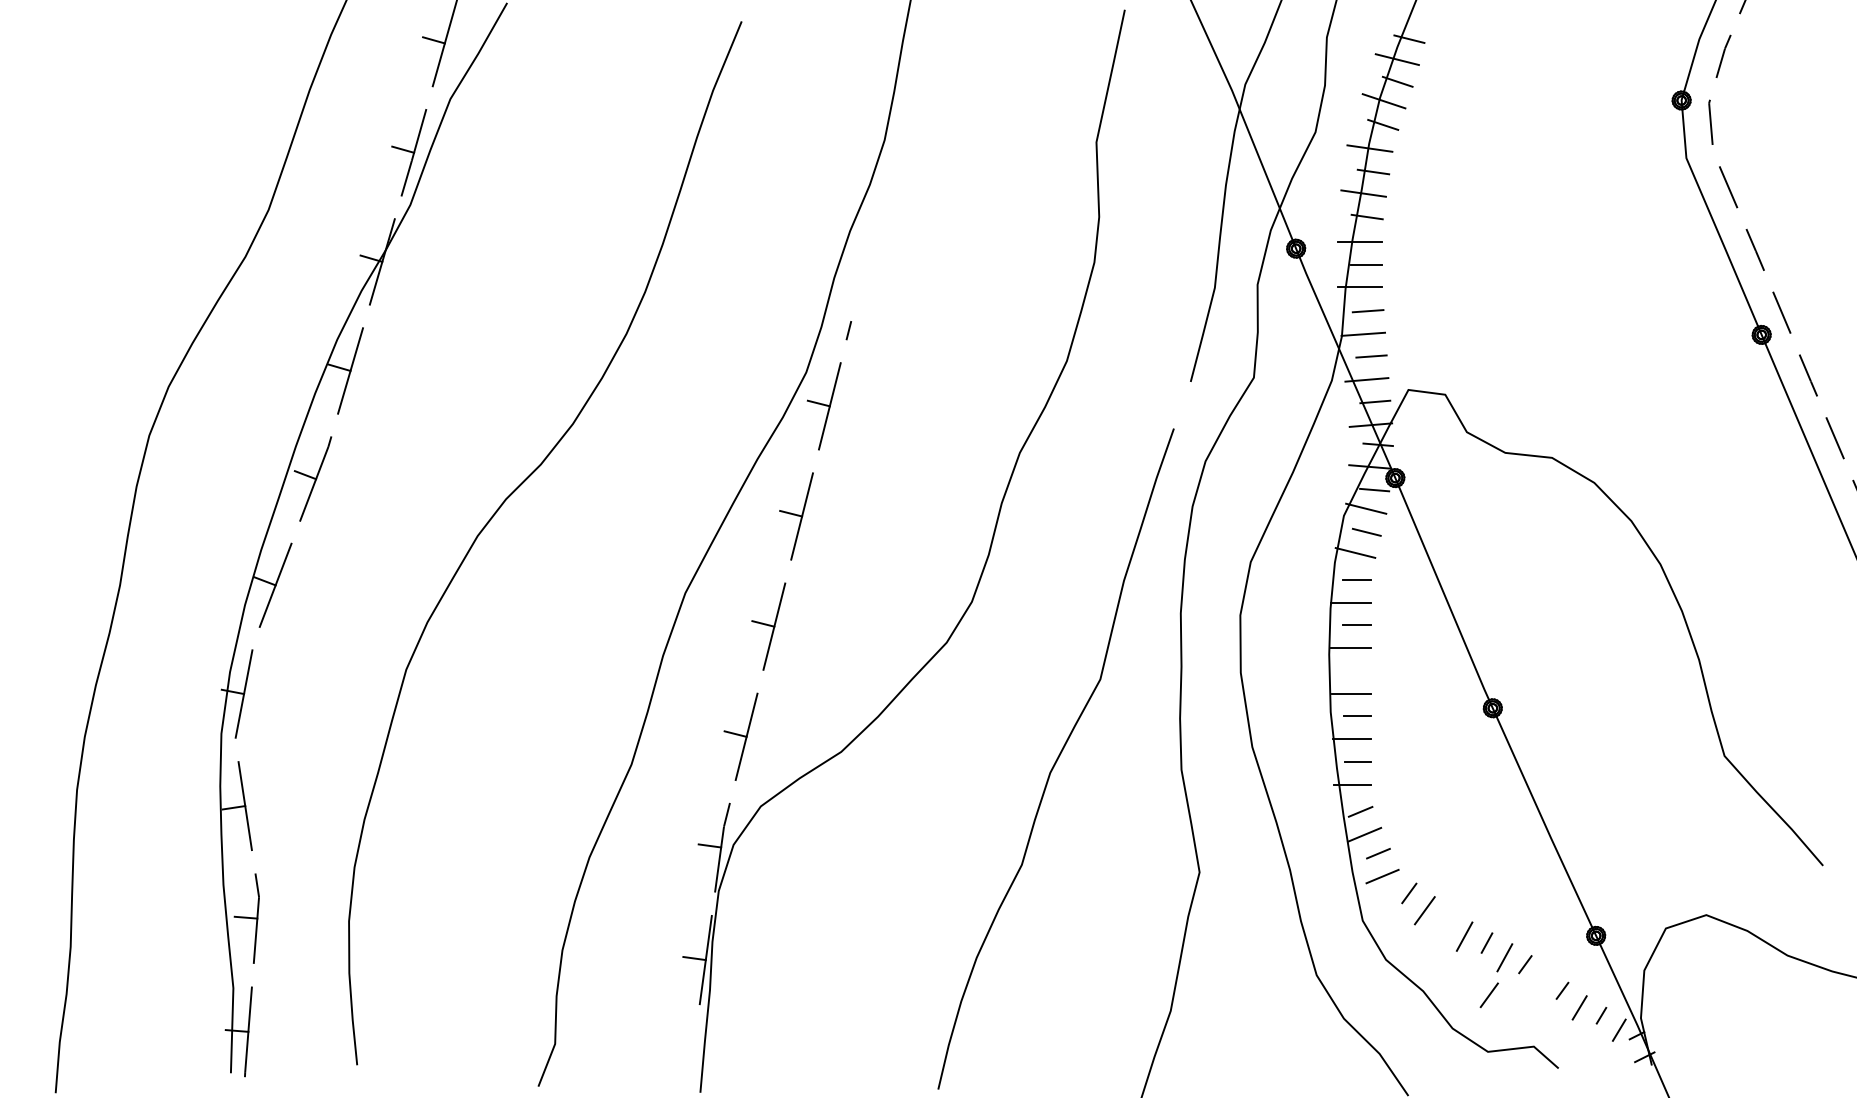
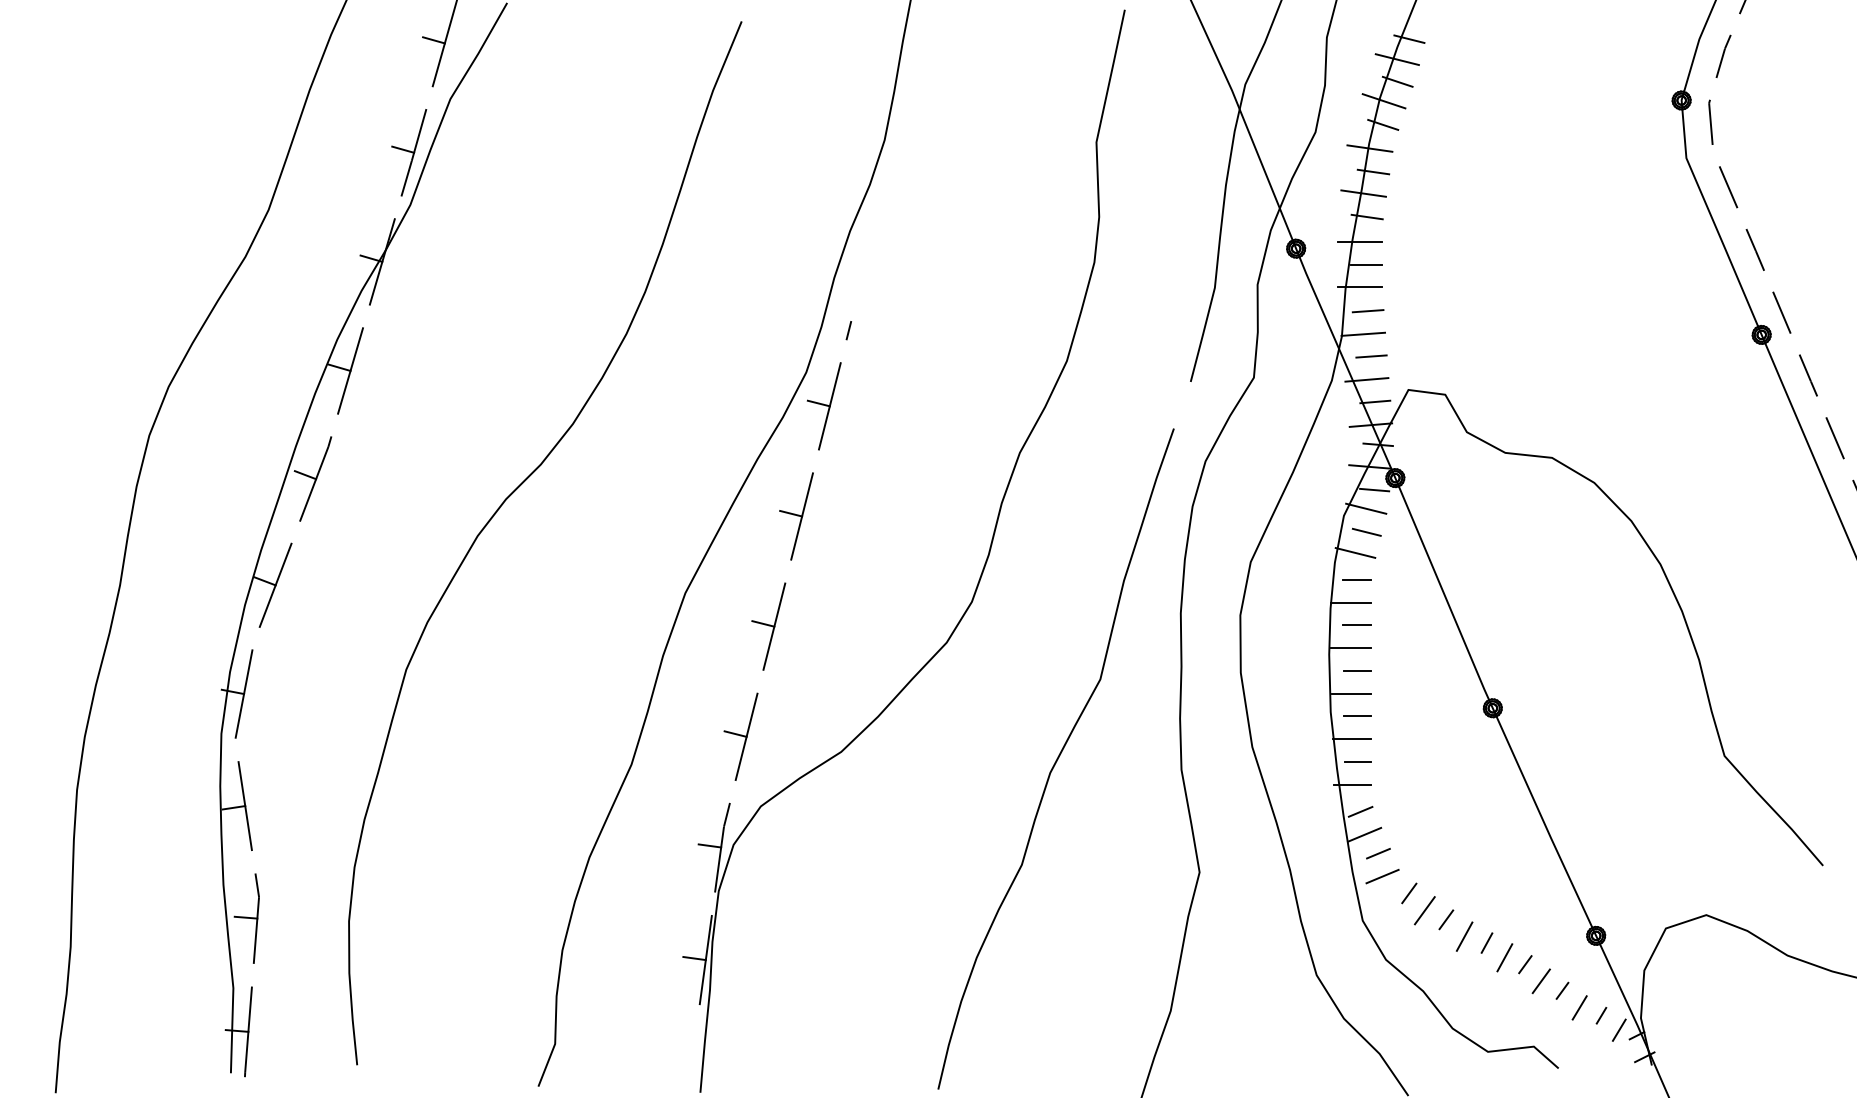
line: none -> present (1357, 670)
line: none -> present (1446, 919)
line position: (1488, 994) -> (1540, 980) (1540, 980)
